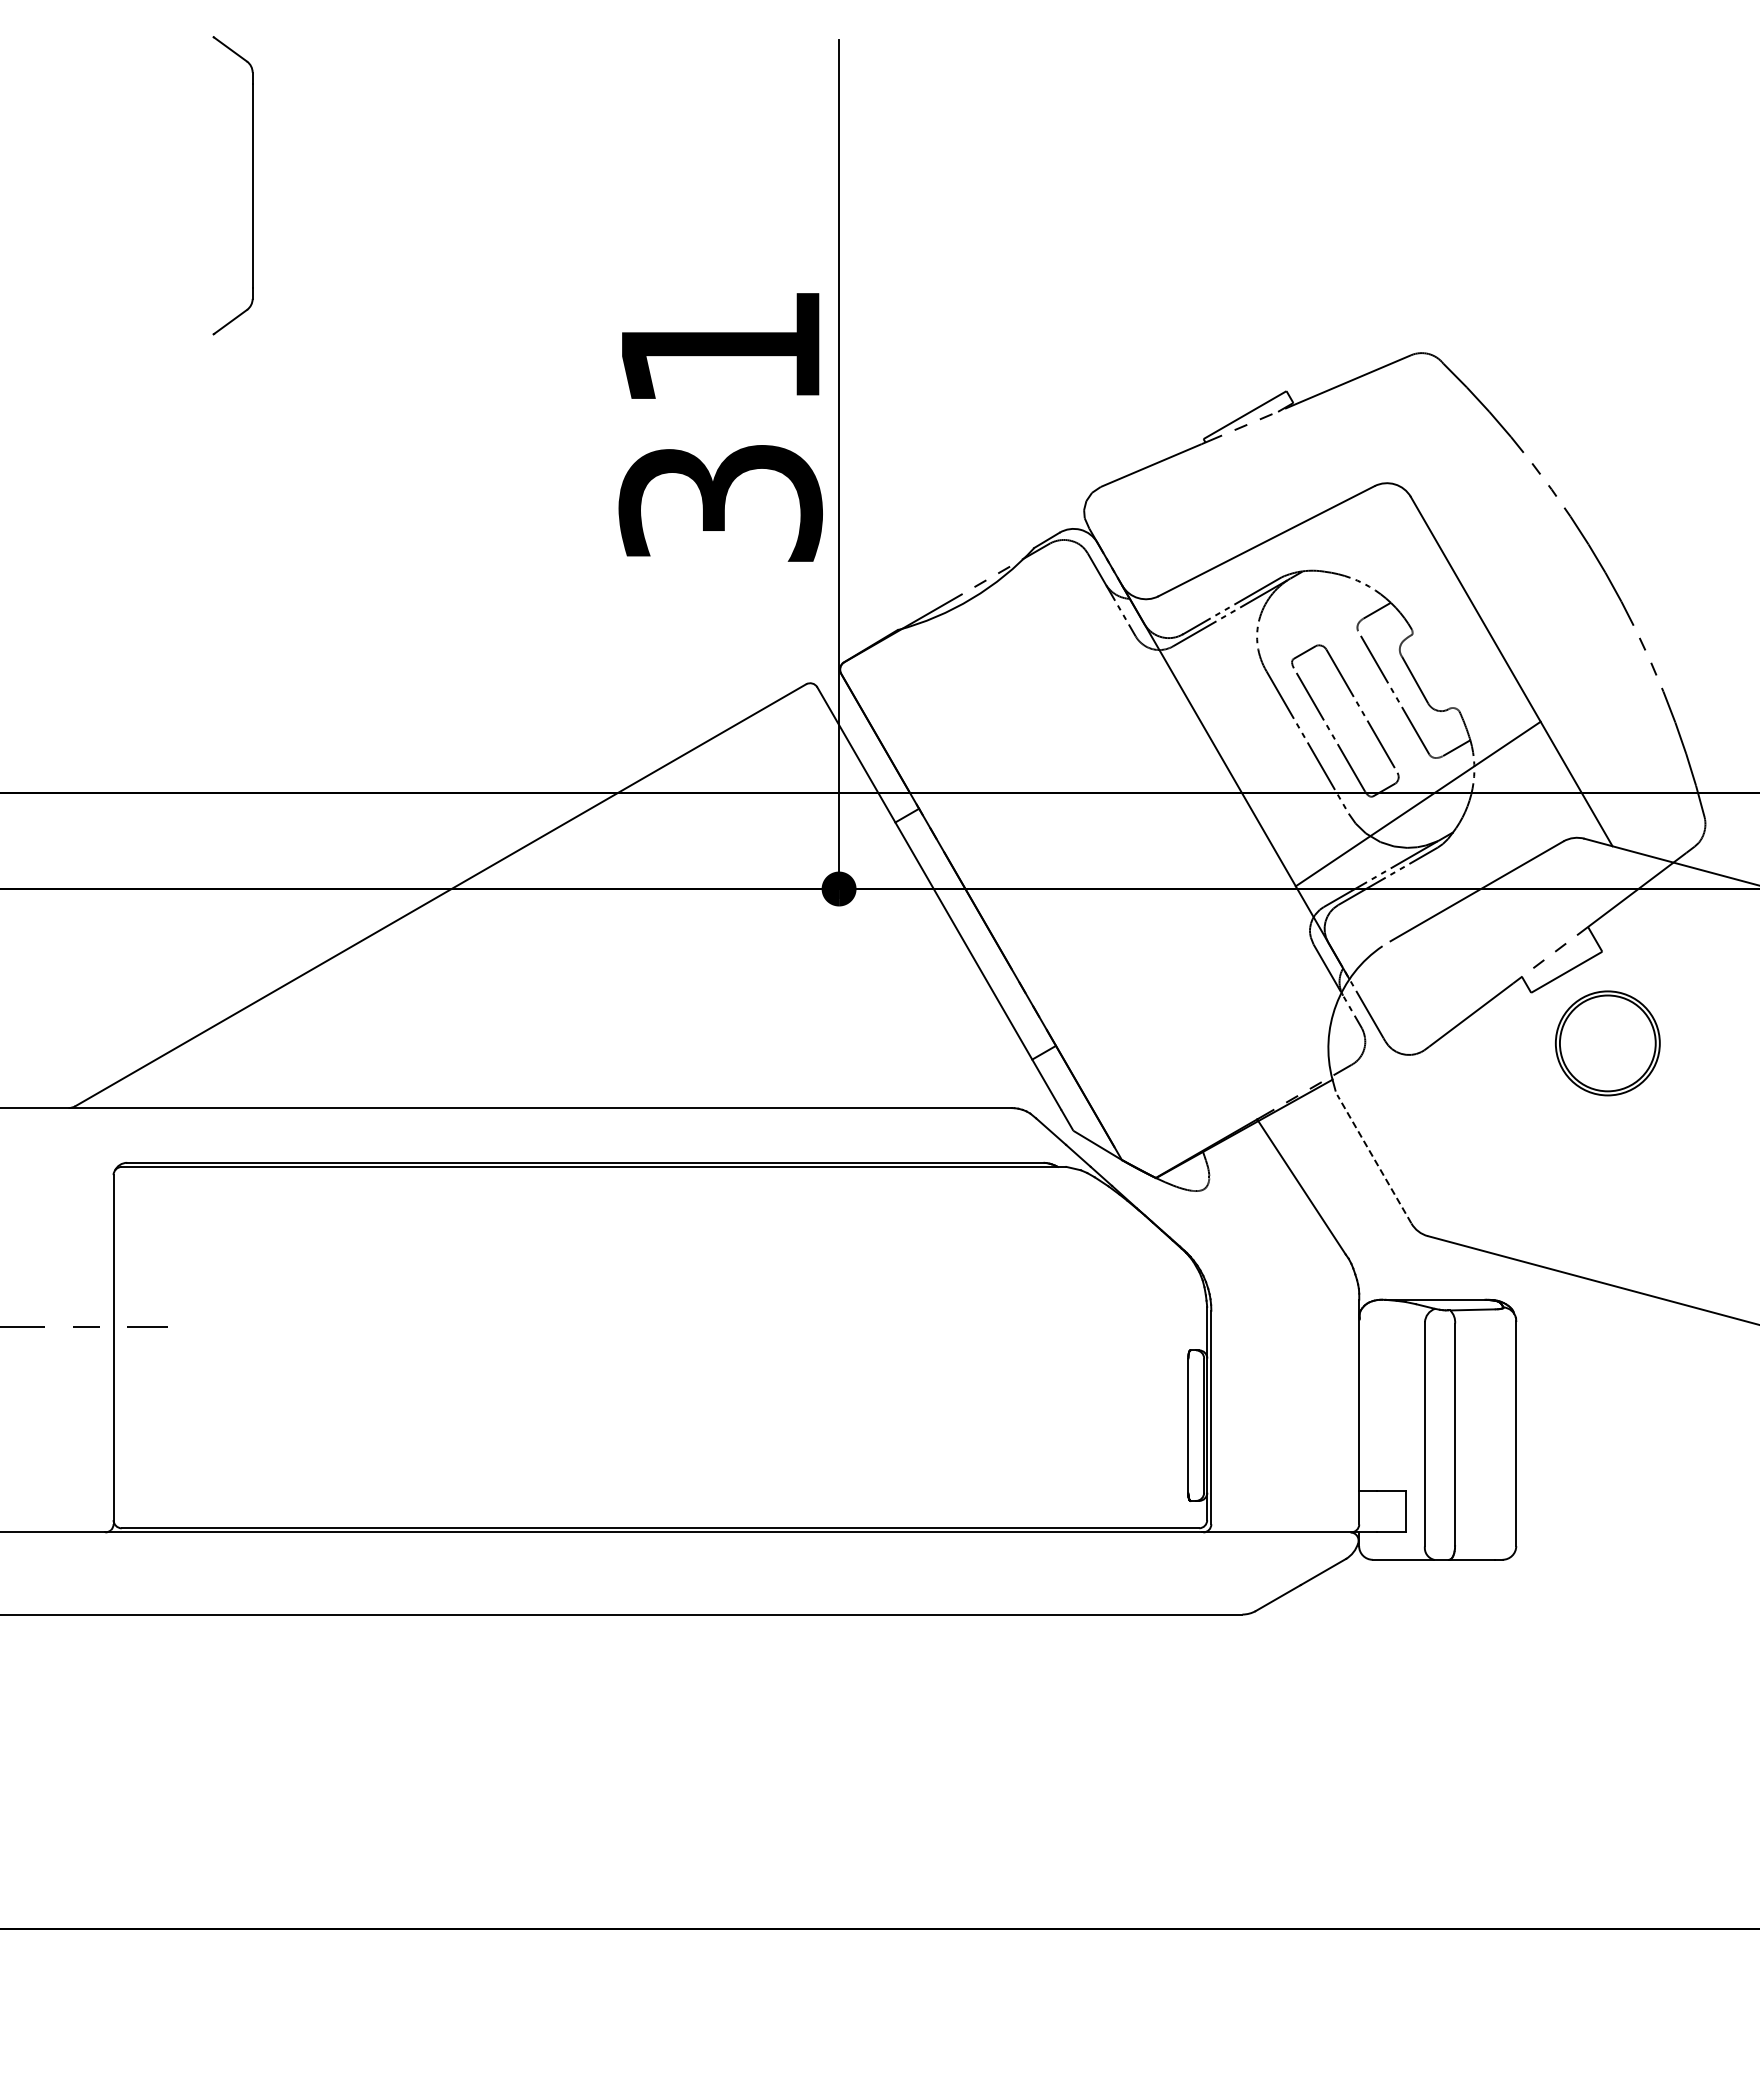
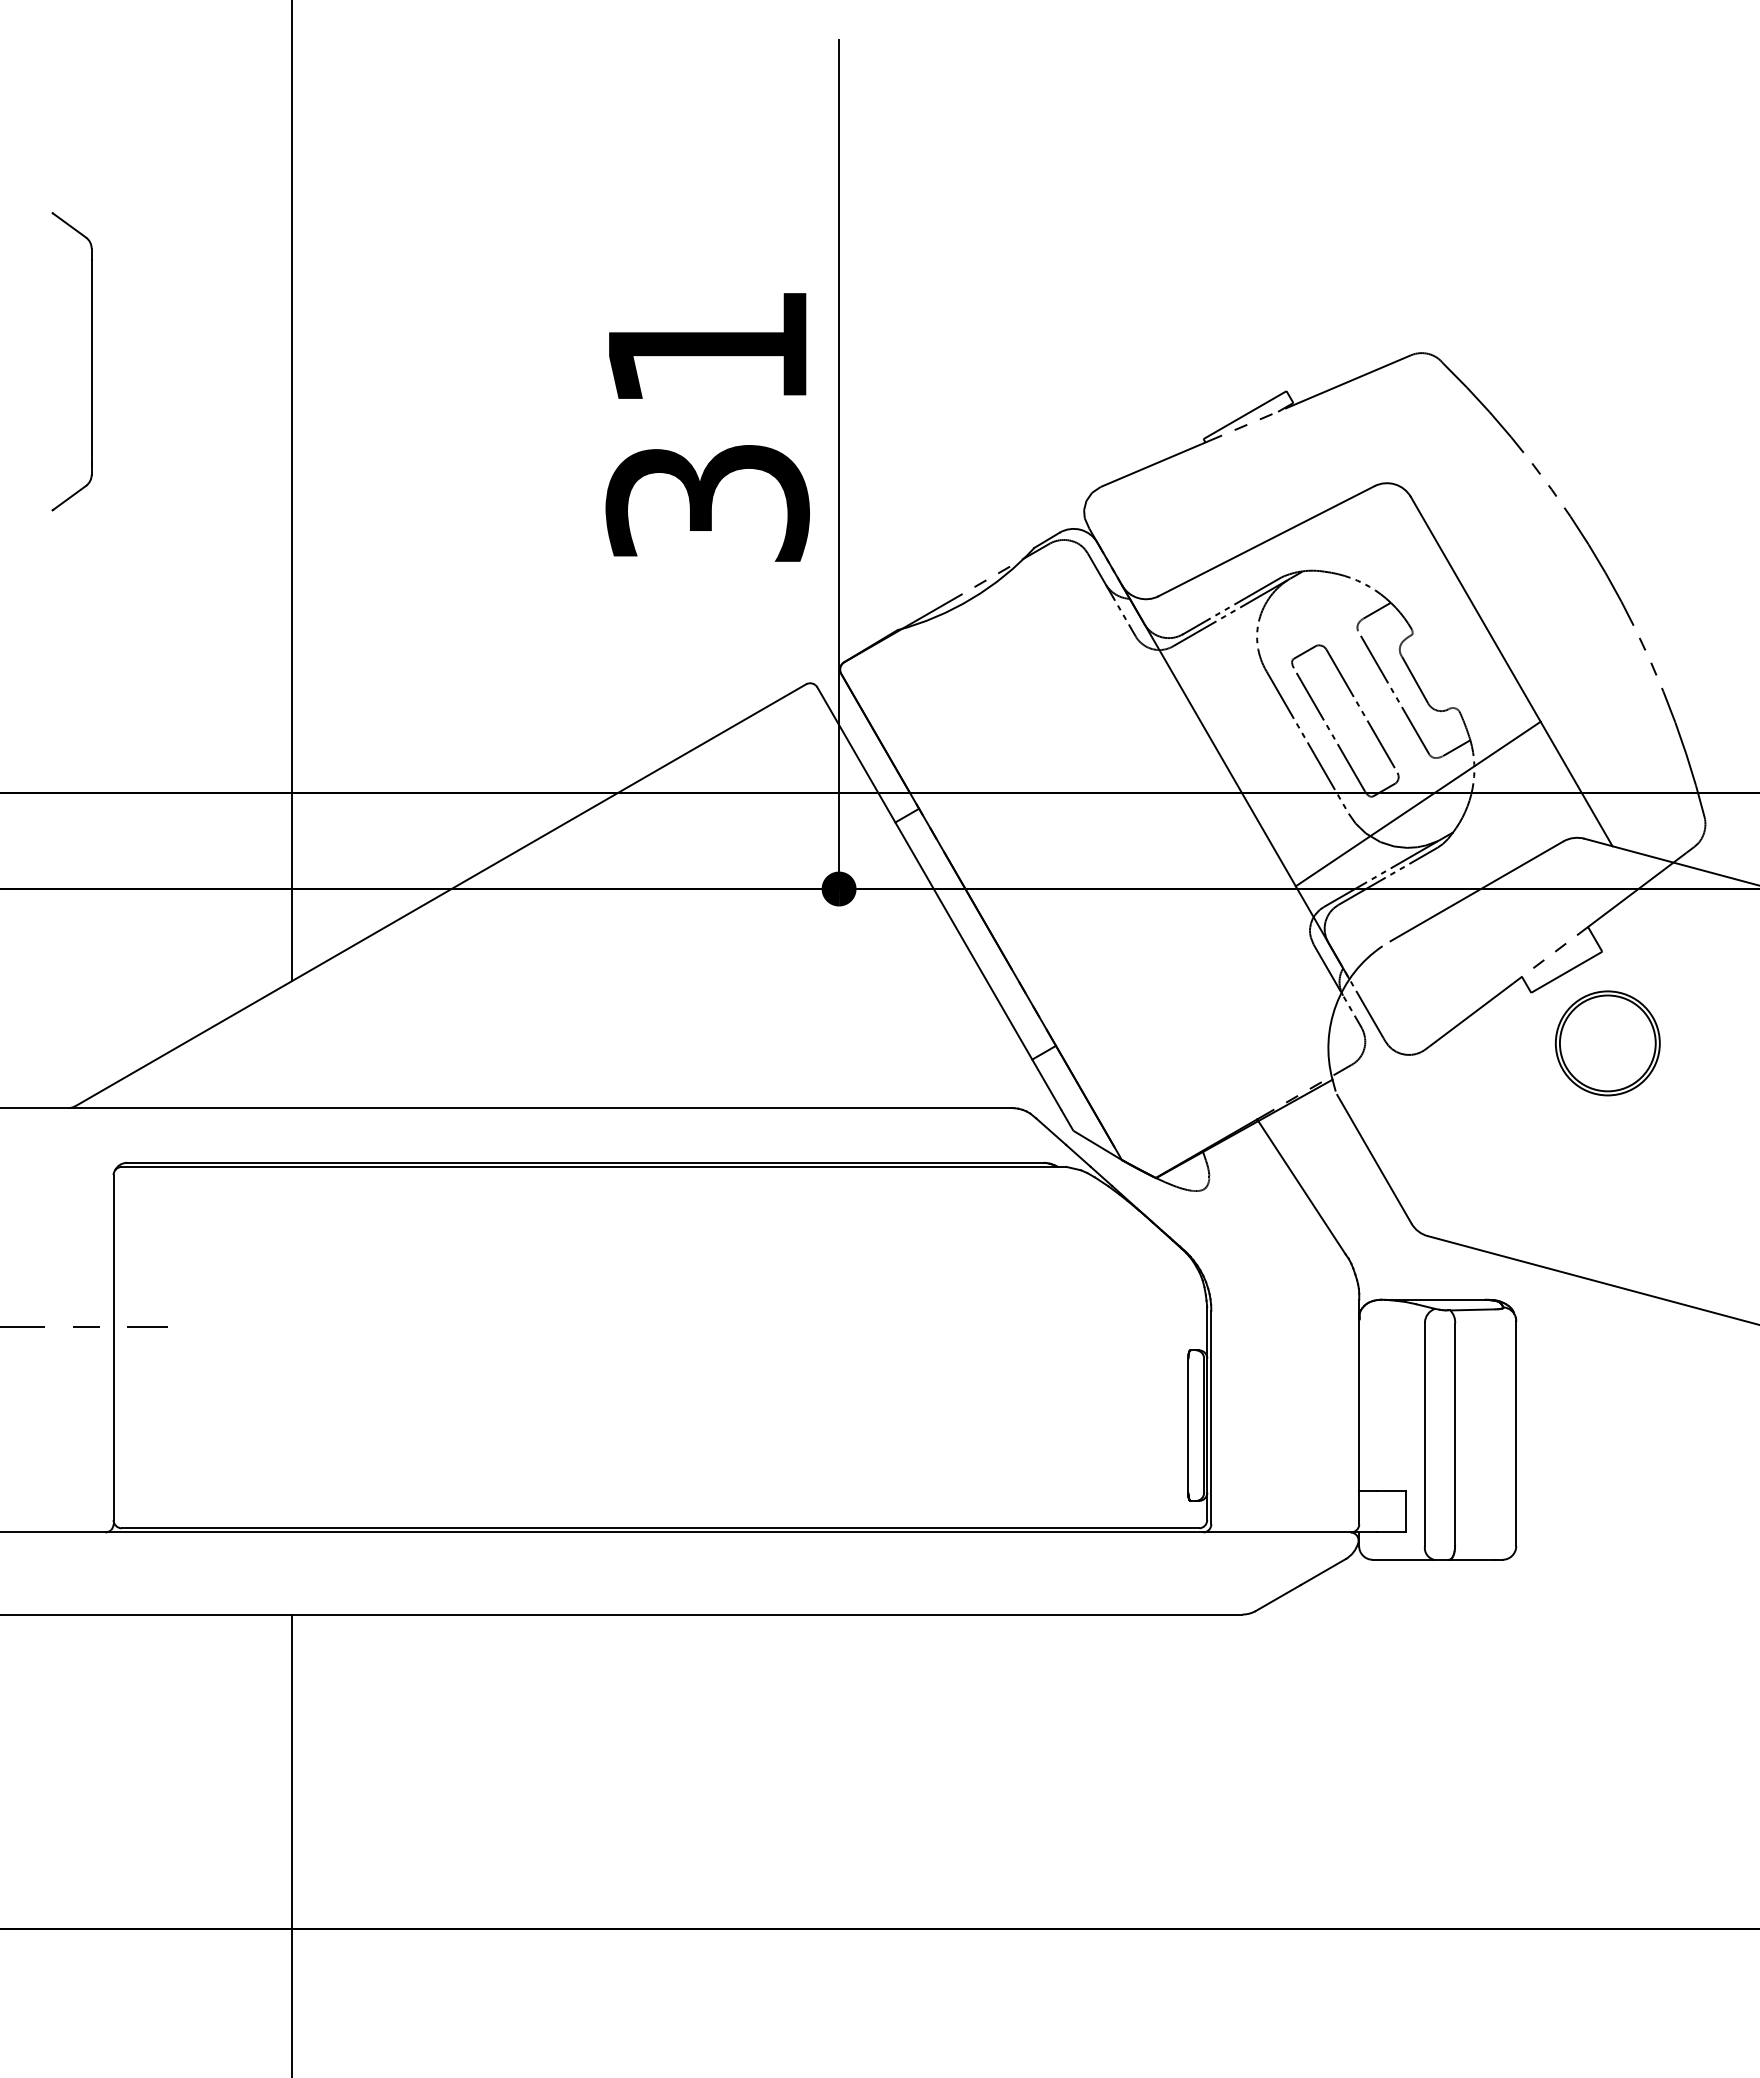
part position: (252, 185) -> (91, 361) (91, 361)
text position: (720, 427) -> (707, 427) (707, 427)
line: none -> present (291, 491)
line: dashed -> solid (1374, 1158)
line: none -> present (291, 1844)
